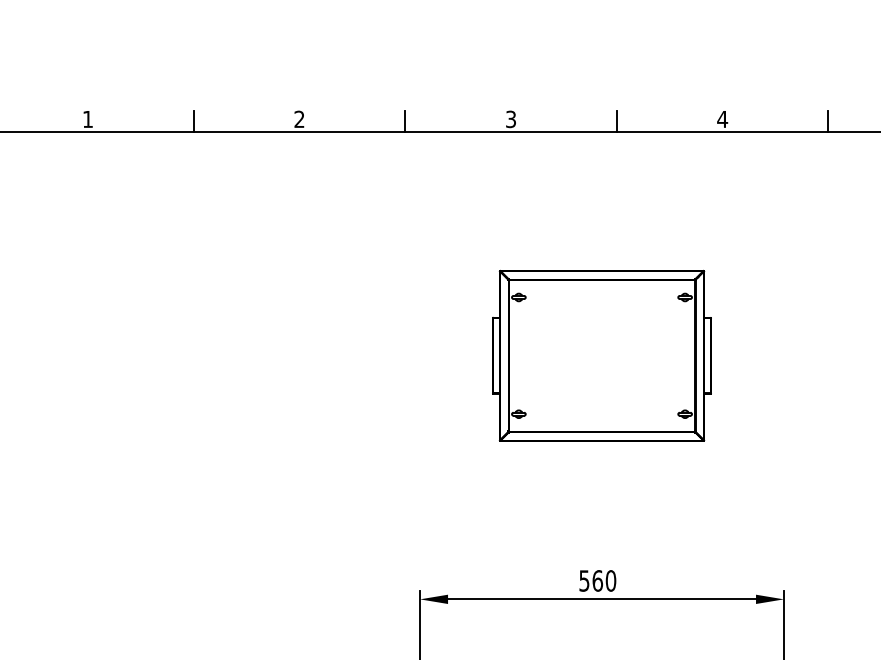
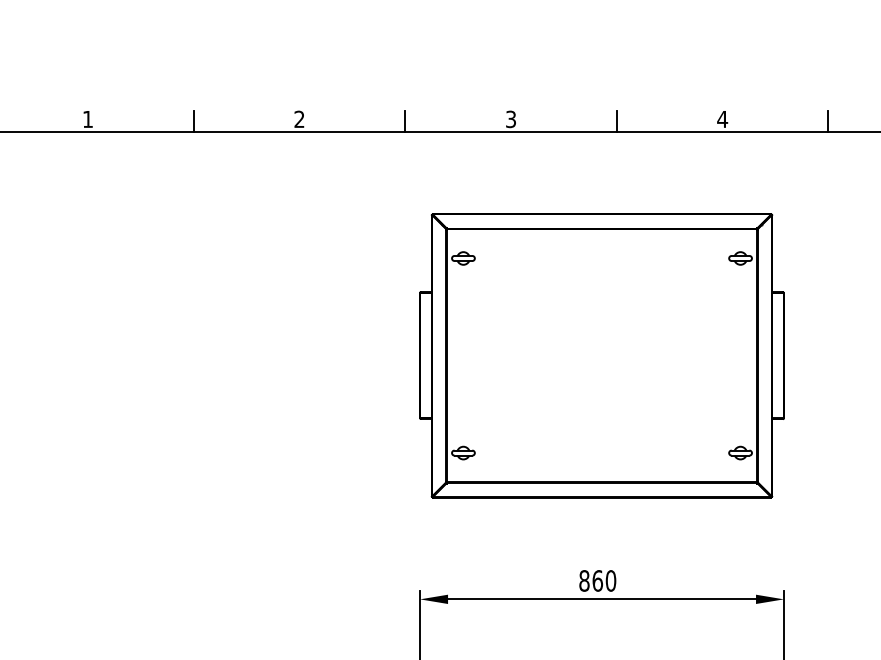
part size: 220x173 px -> 366x286 px (601, 355)
text: 560 -> 860 (584, 580)
